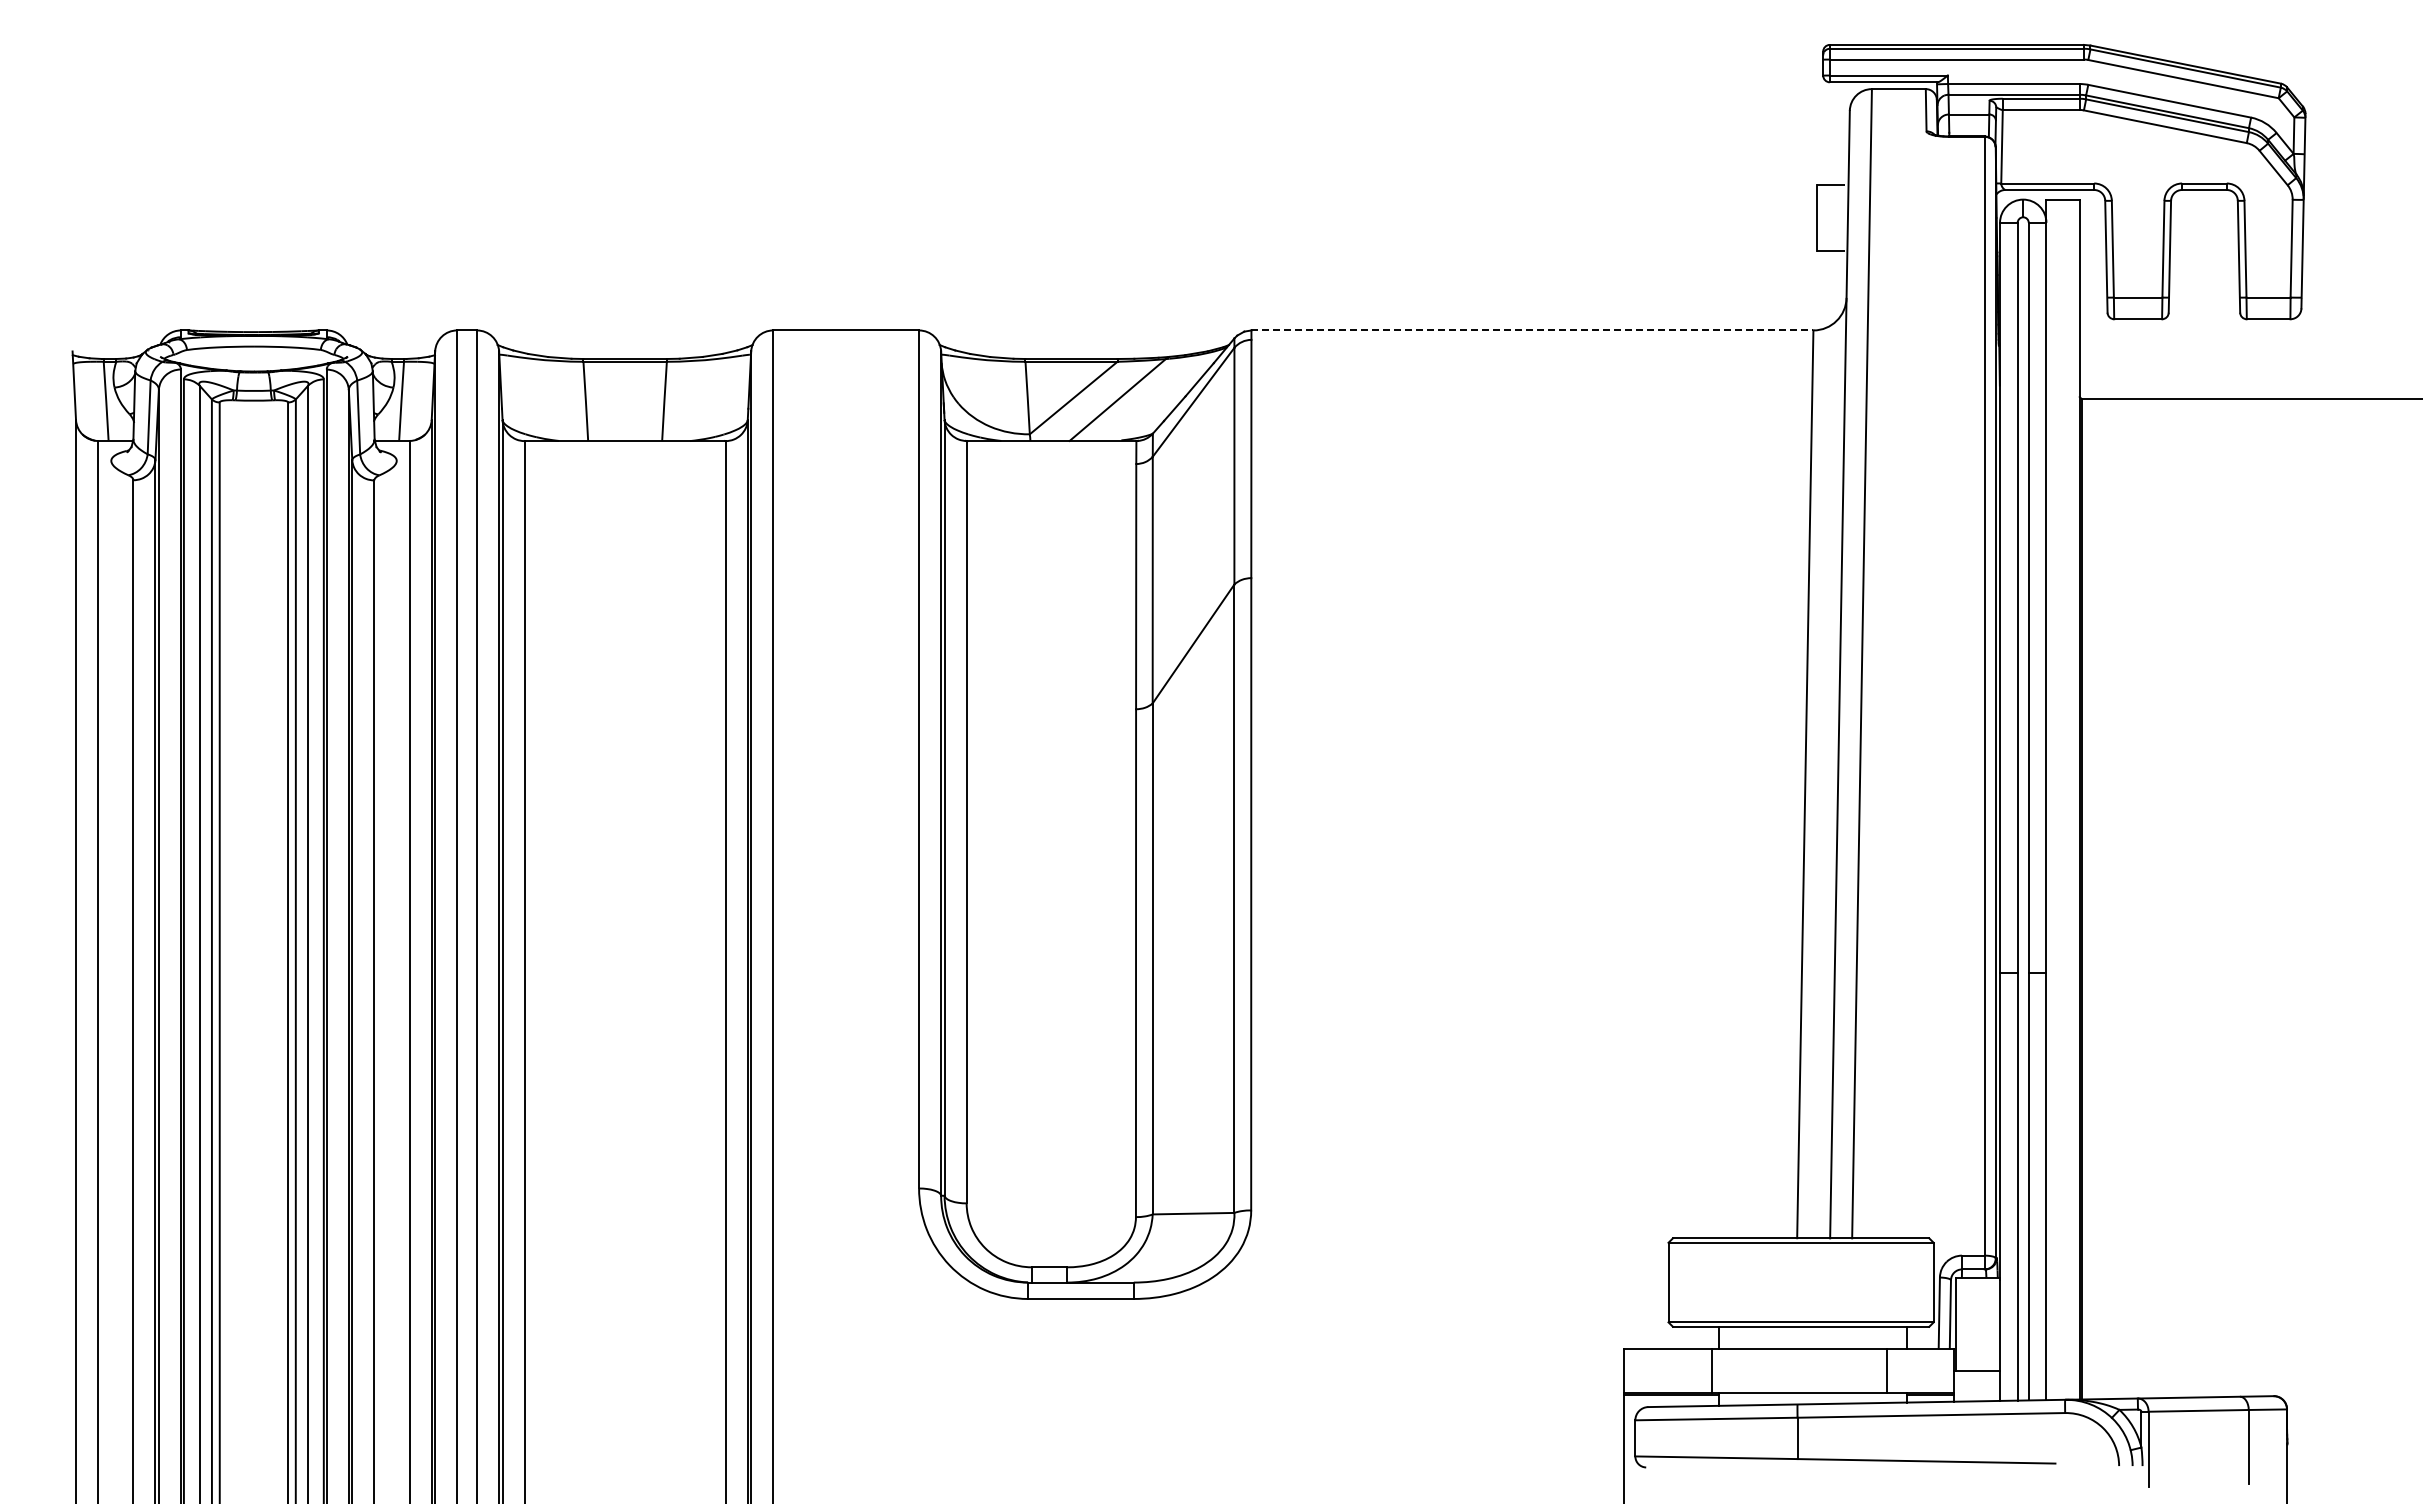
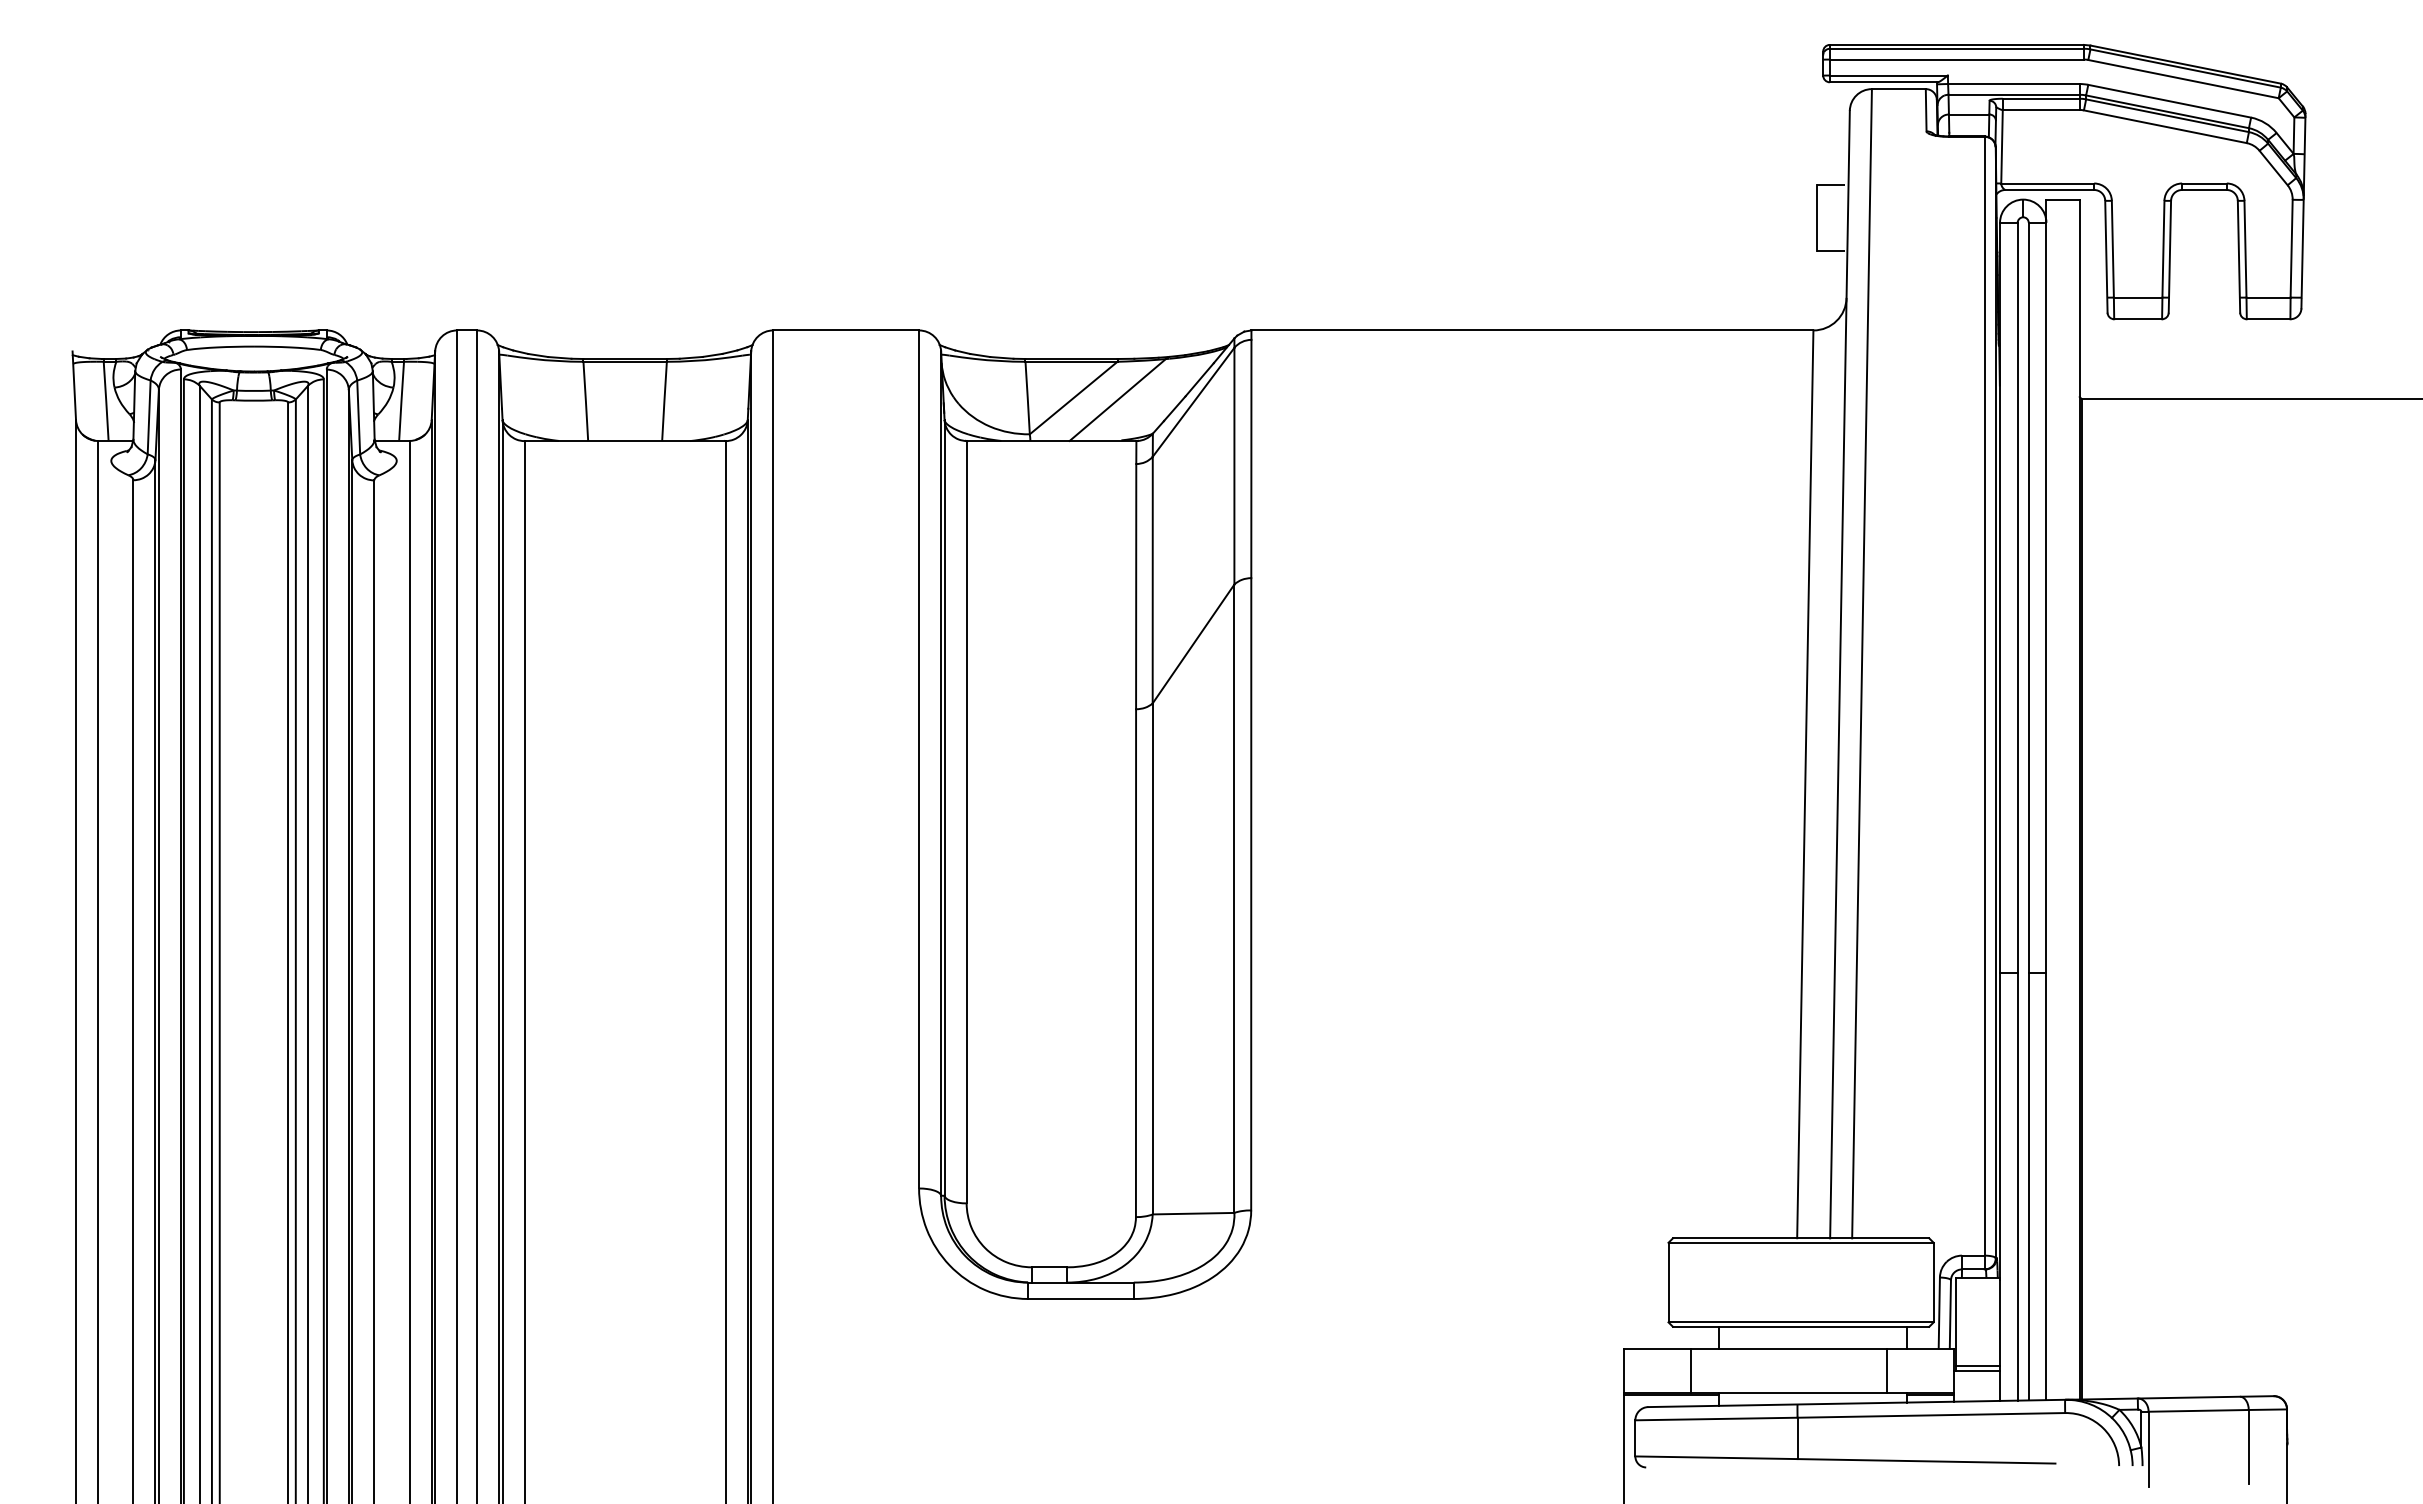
line: dashed -> solid (1532, 330)
line: none -> present (1977, 1365)
line position: (1711, 1370) -> (1690, 1370) (1690, 1370)
